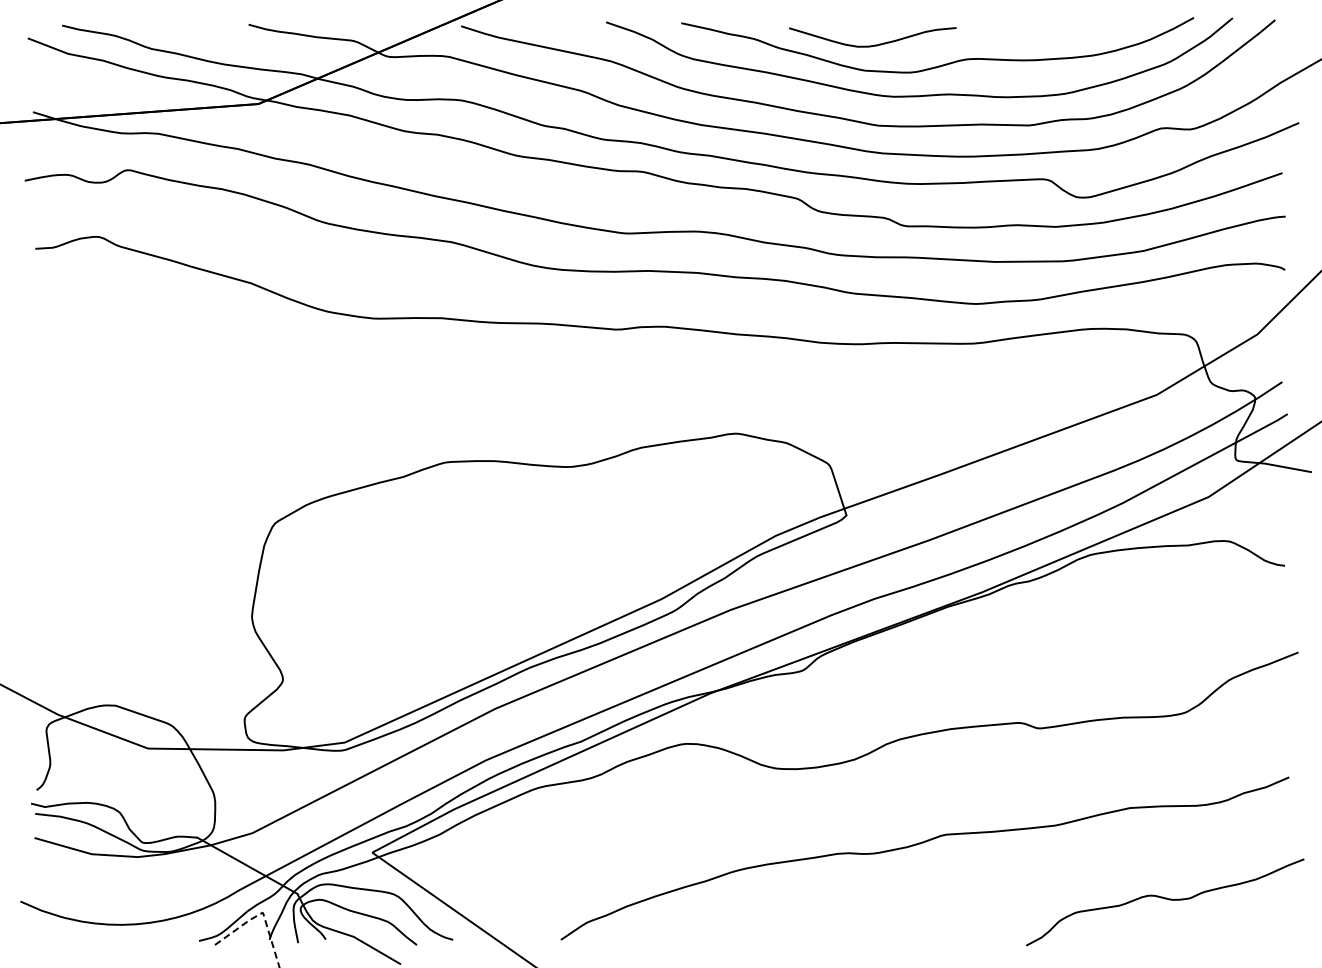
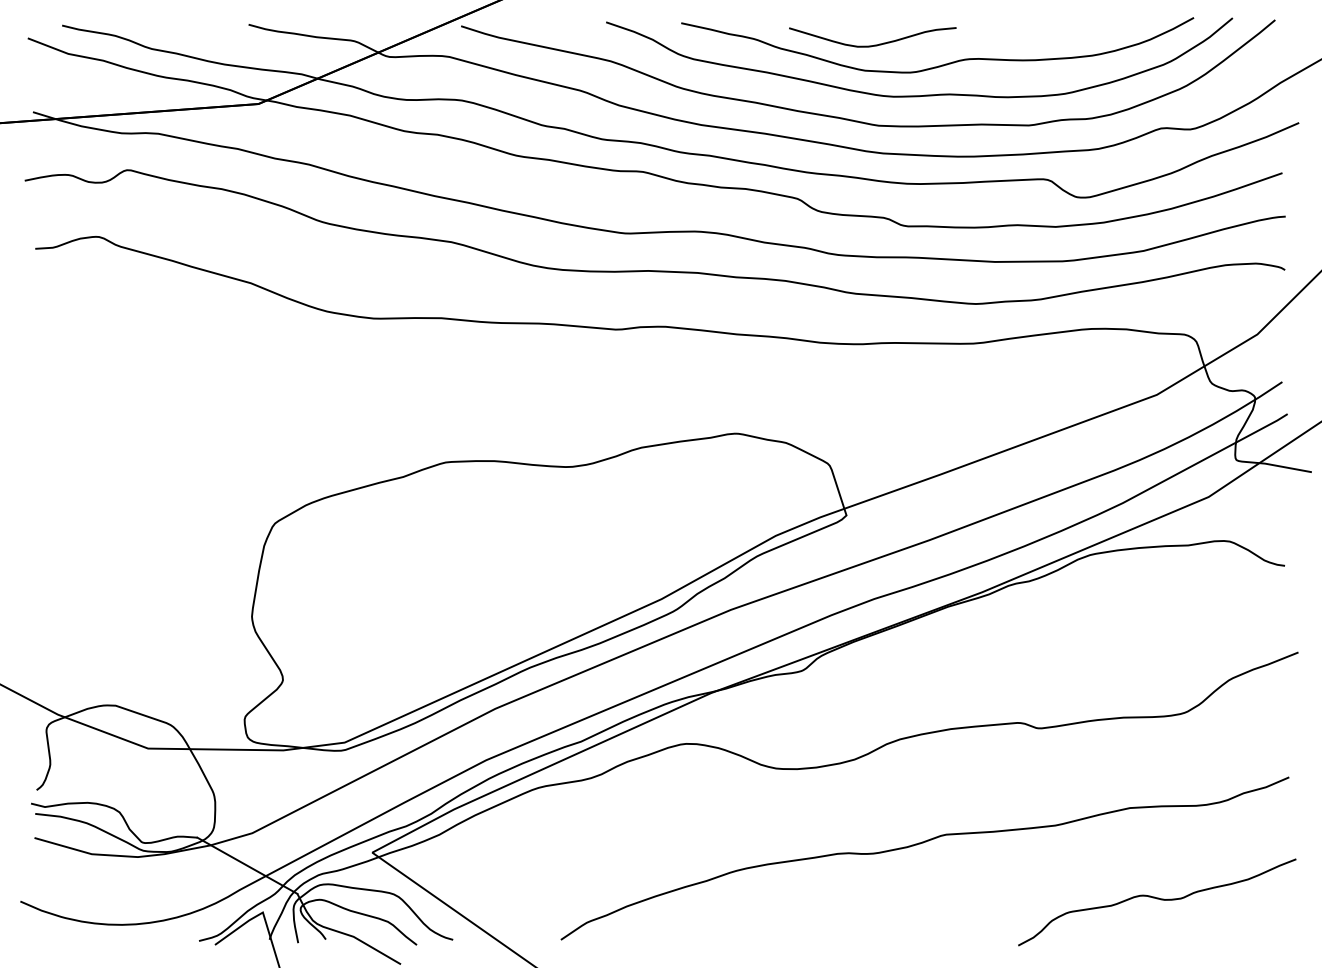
curve position: (1165, 899) -> (1157, 899) (1157, 899)
line: dashed -> solid (262, 912)
